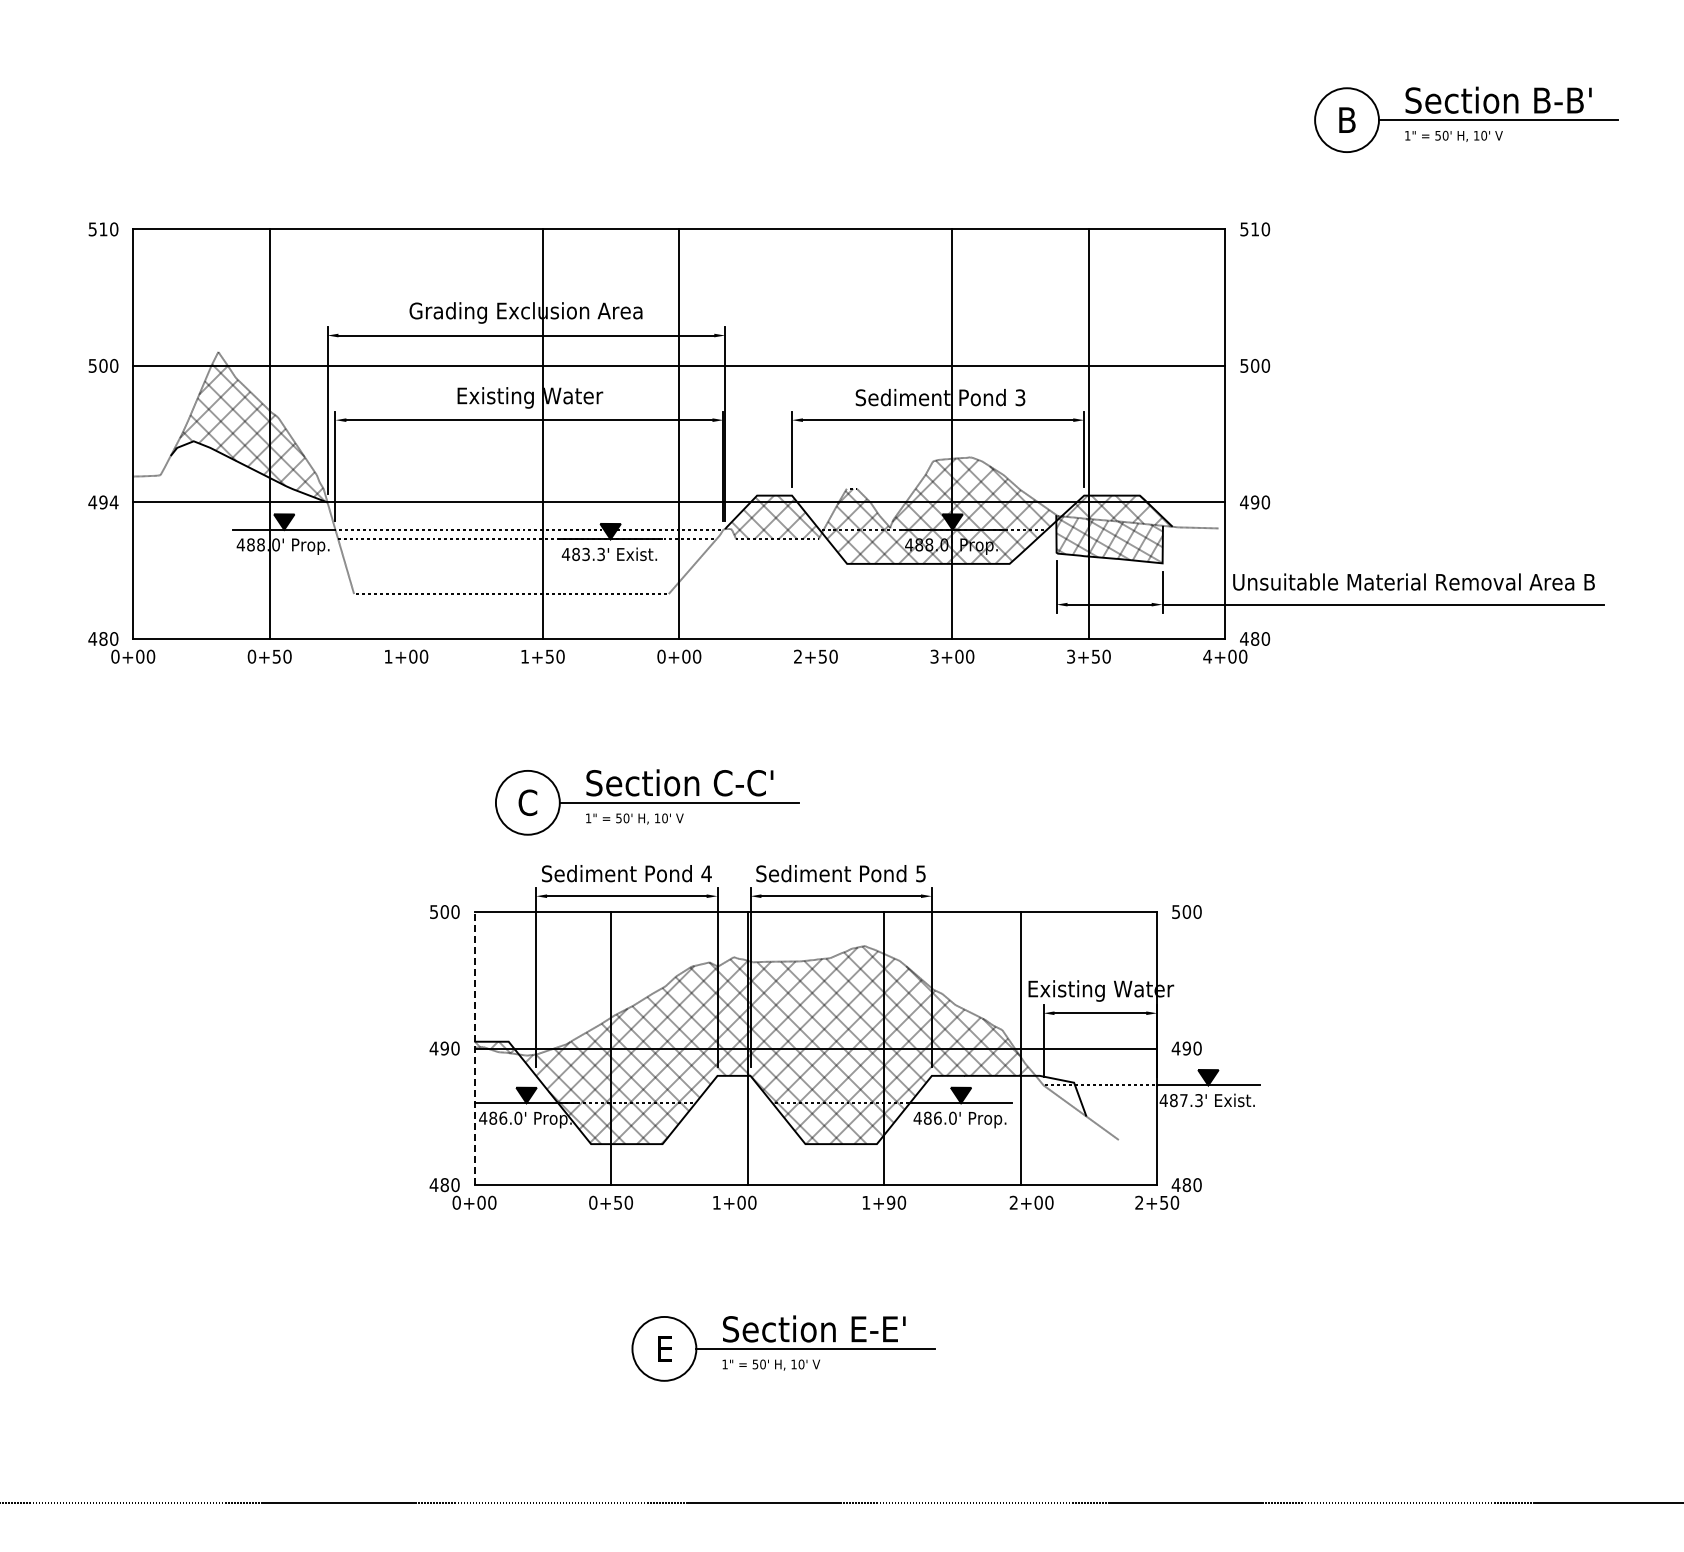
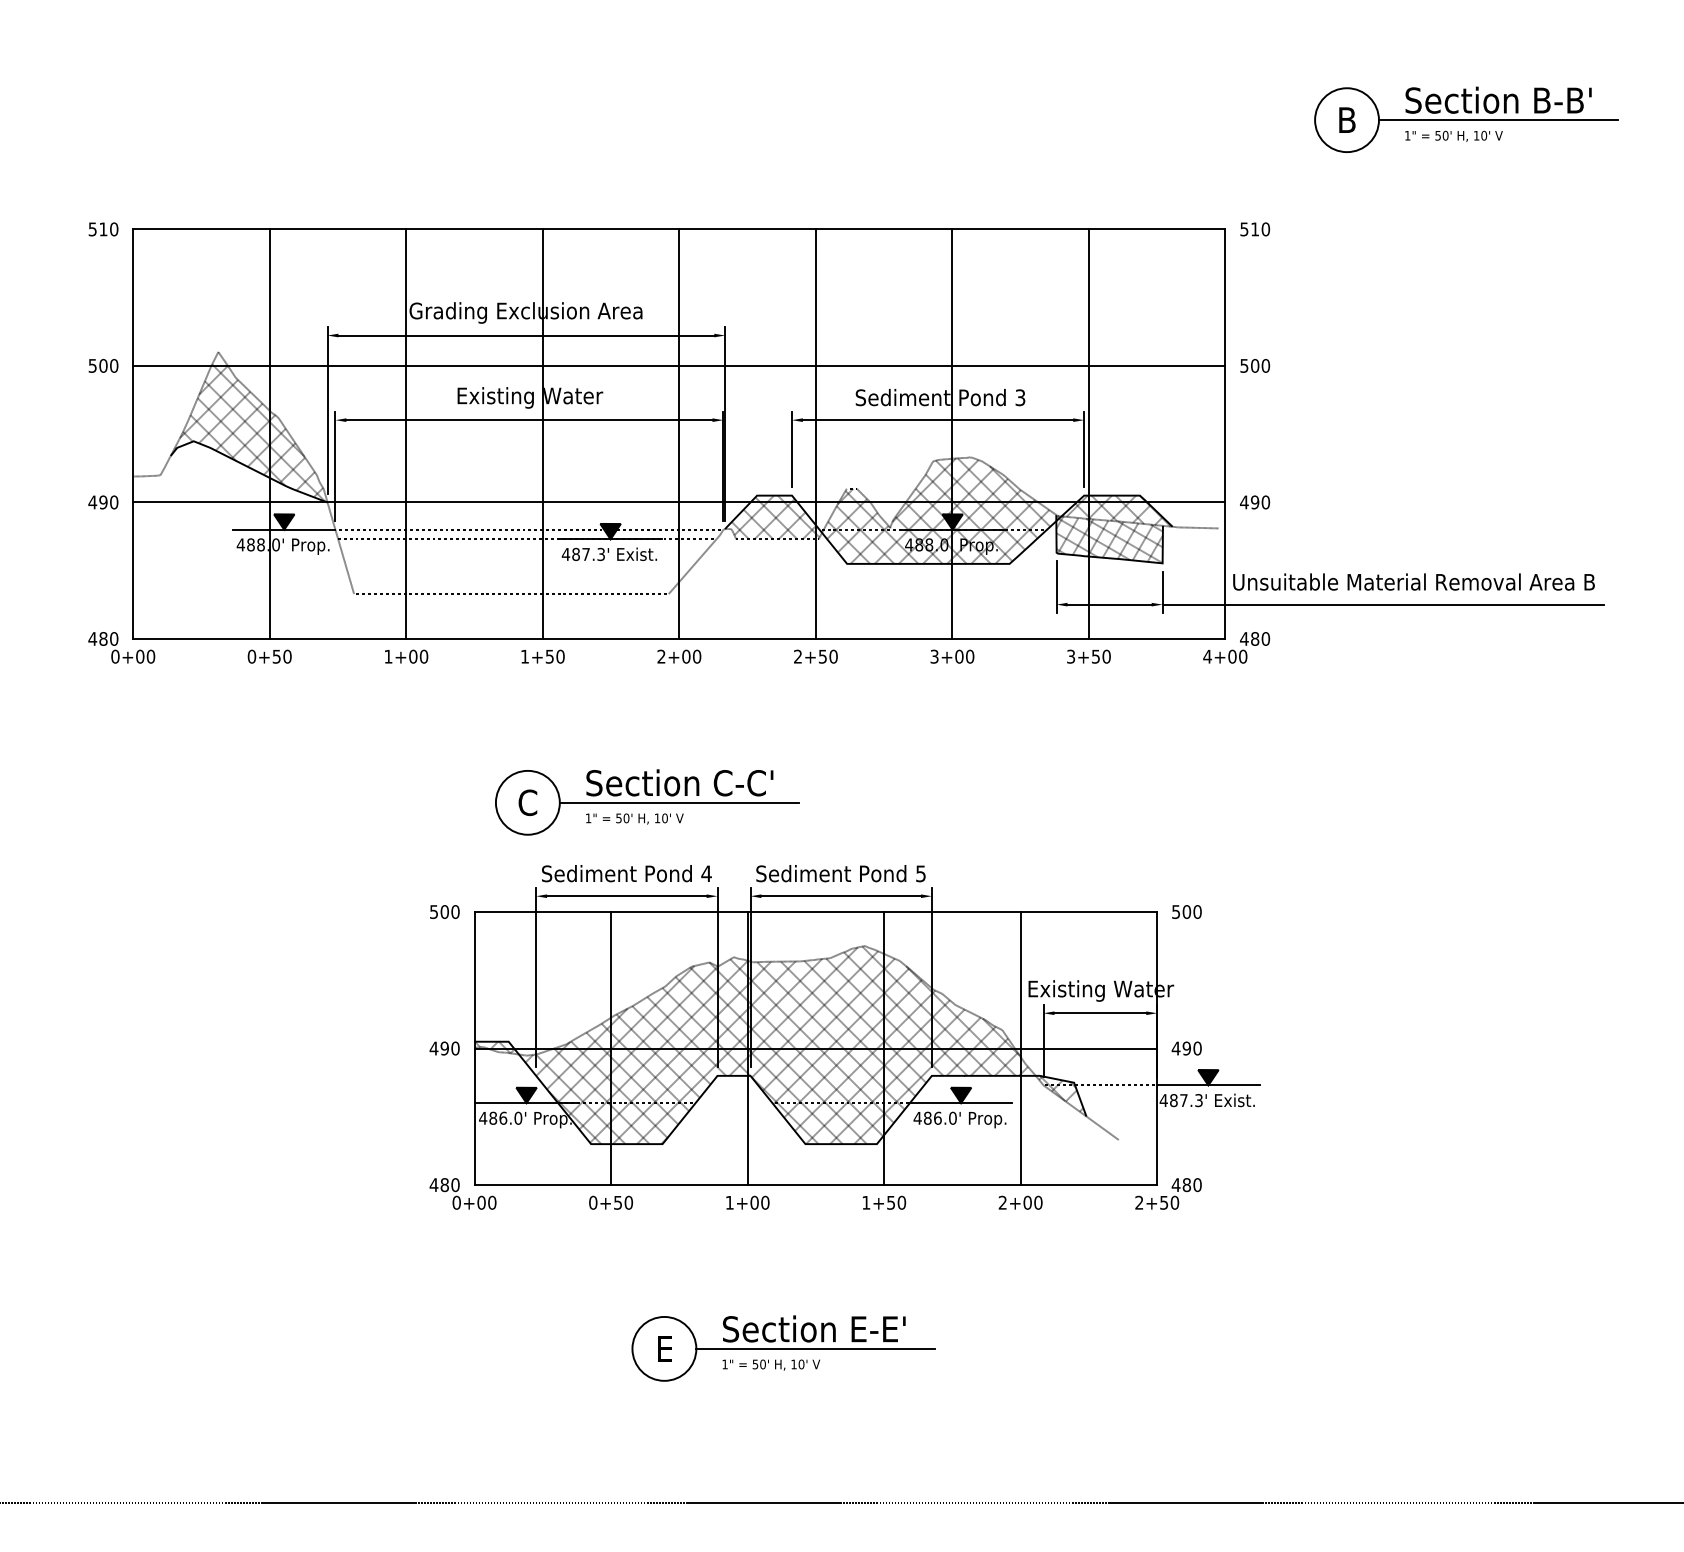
line: none -> present (406, 433)
line: none -> present (815, 433)
text: 494 -> 490 (113, 502)
text: 483.3' -> 487.3' (585, 554)
text: 0+00 -> 2+00 (661, 656)
line: dashed -> solid (474, 1048)
hatch: none -> present (1061, 1093)
text position: (734, 1202) -> (747, 1202) (747, 1202)
text: 1+90 -> 1+50 (891, 1202)
text position: (1031, 1202) -> (1020, 1202) (1020, 1202)
